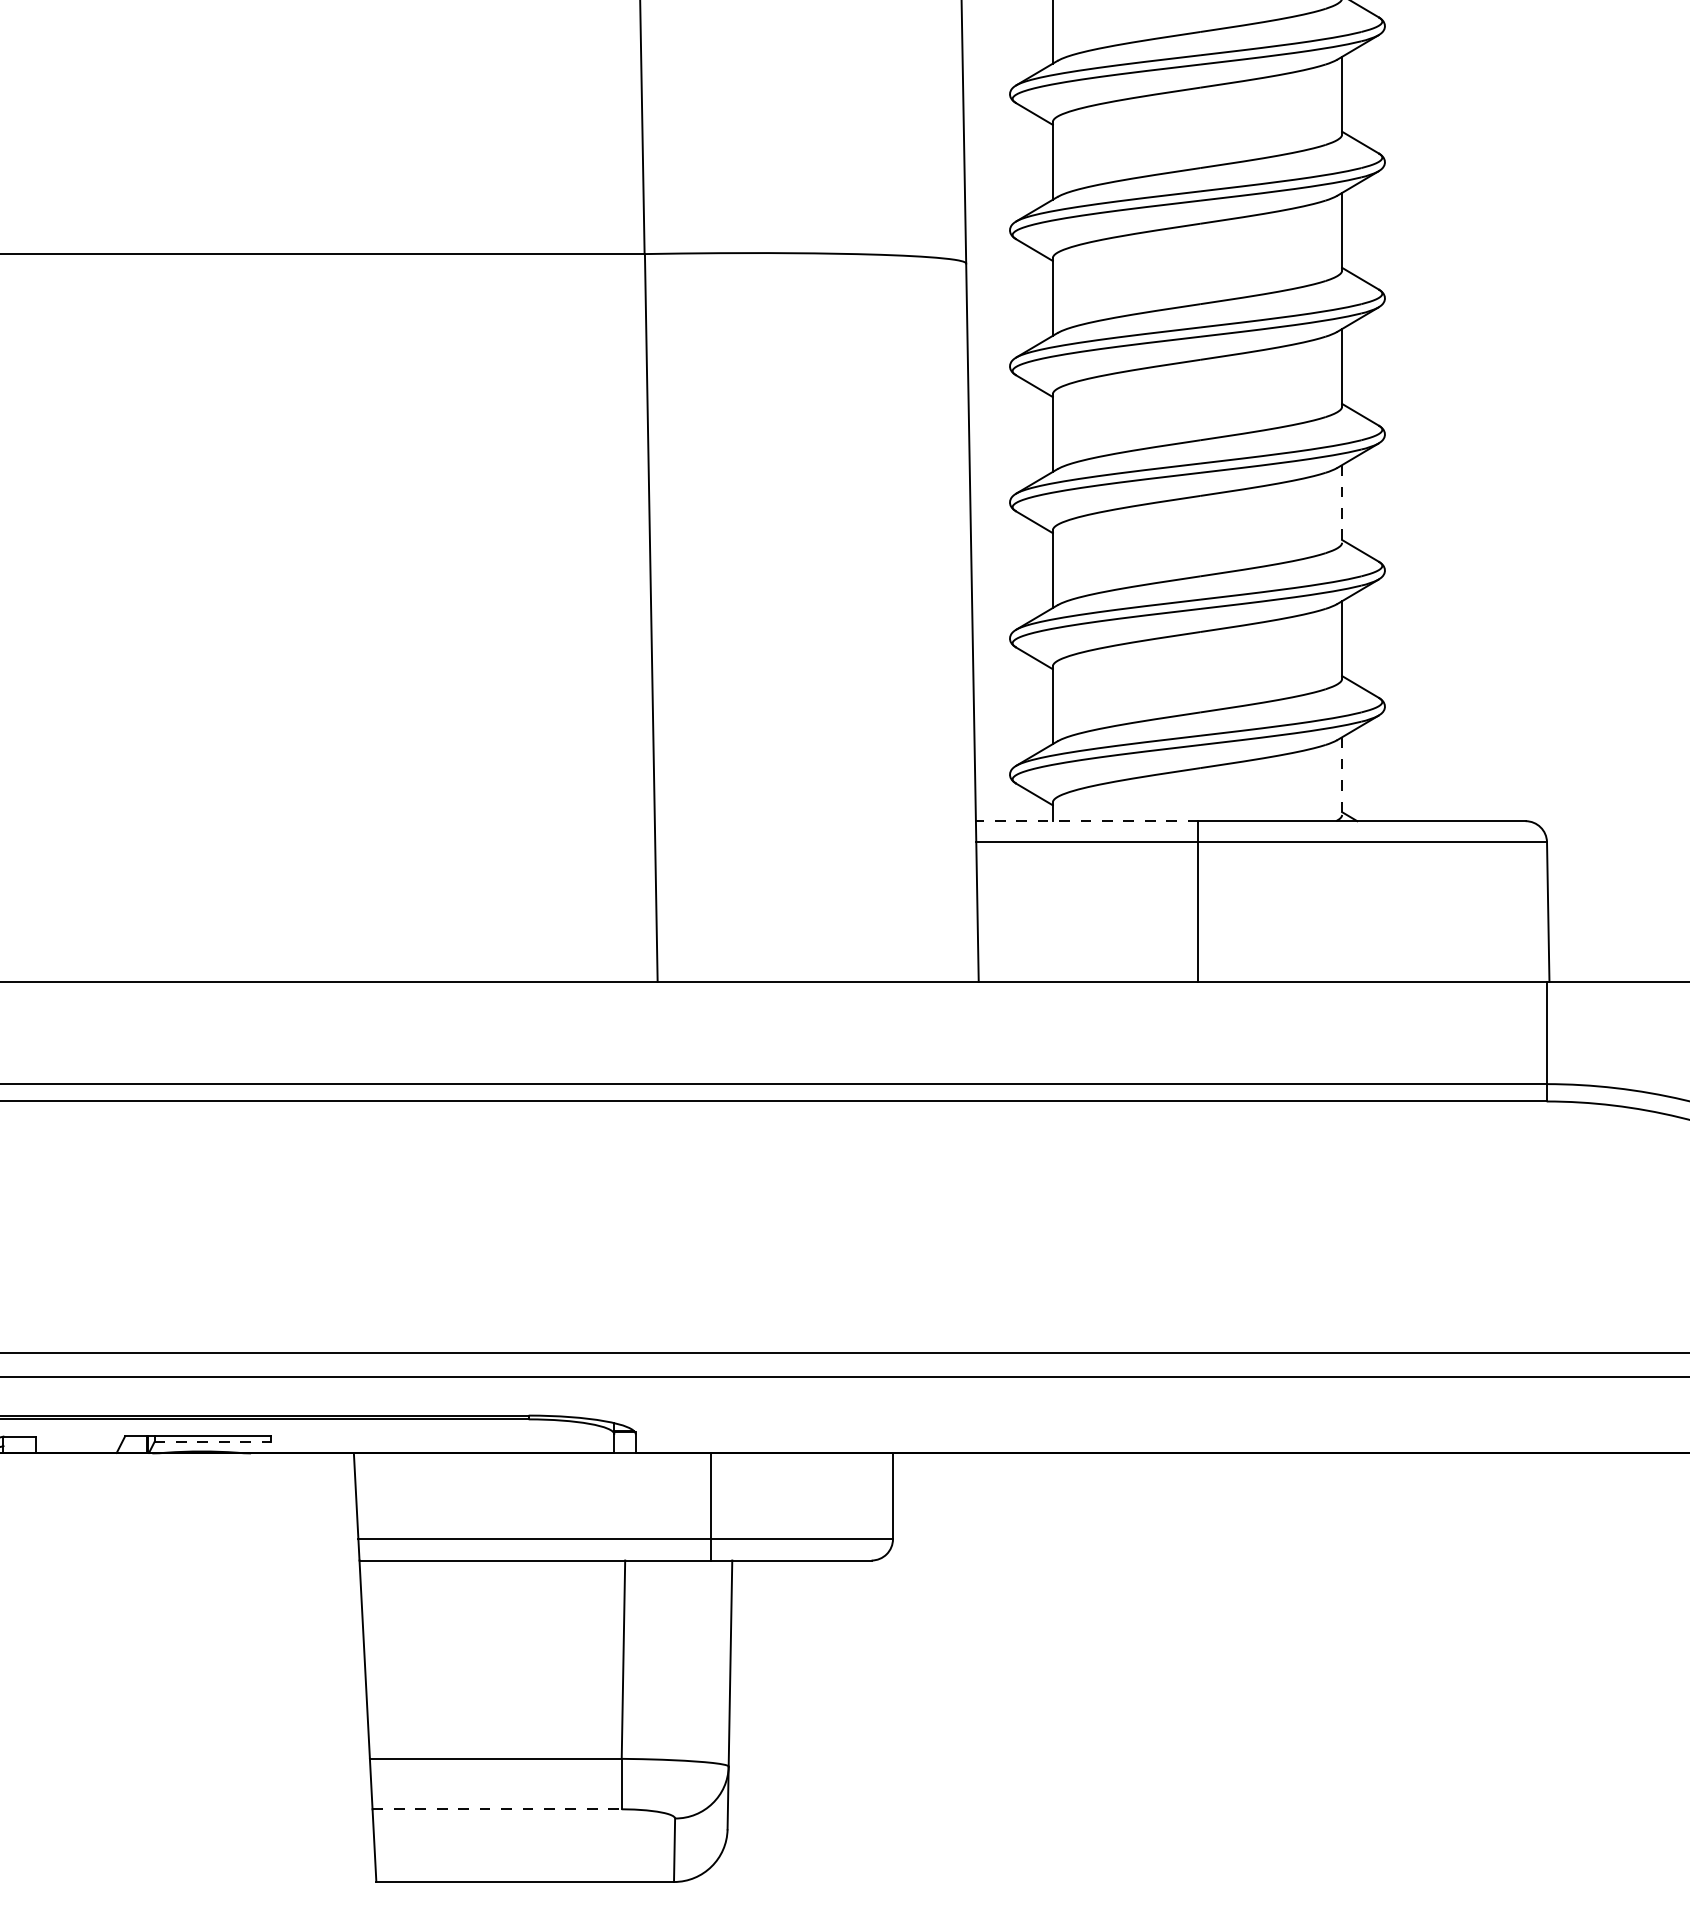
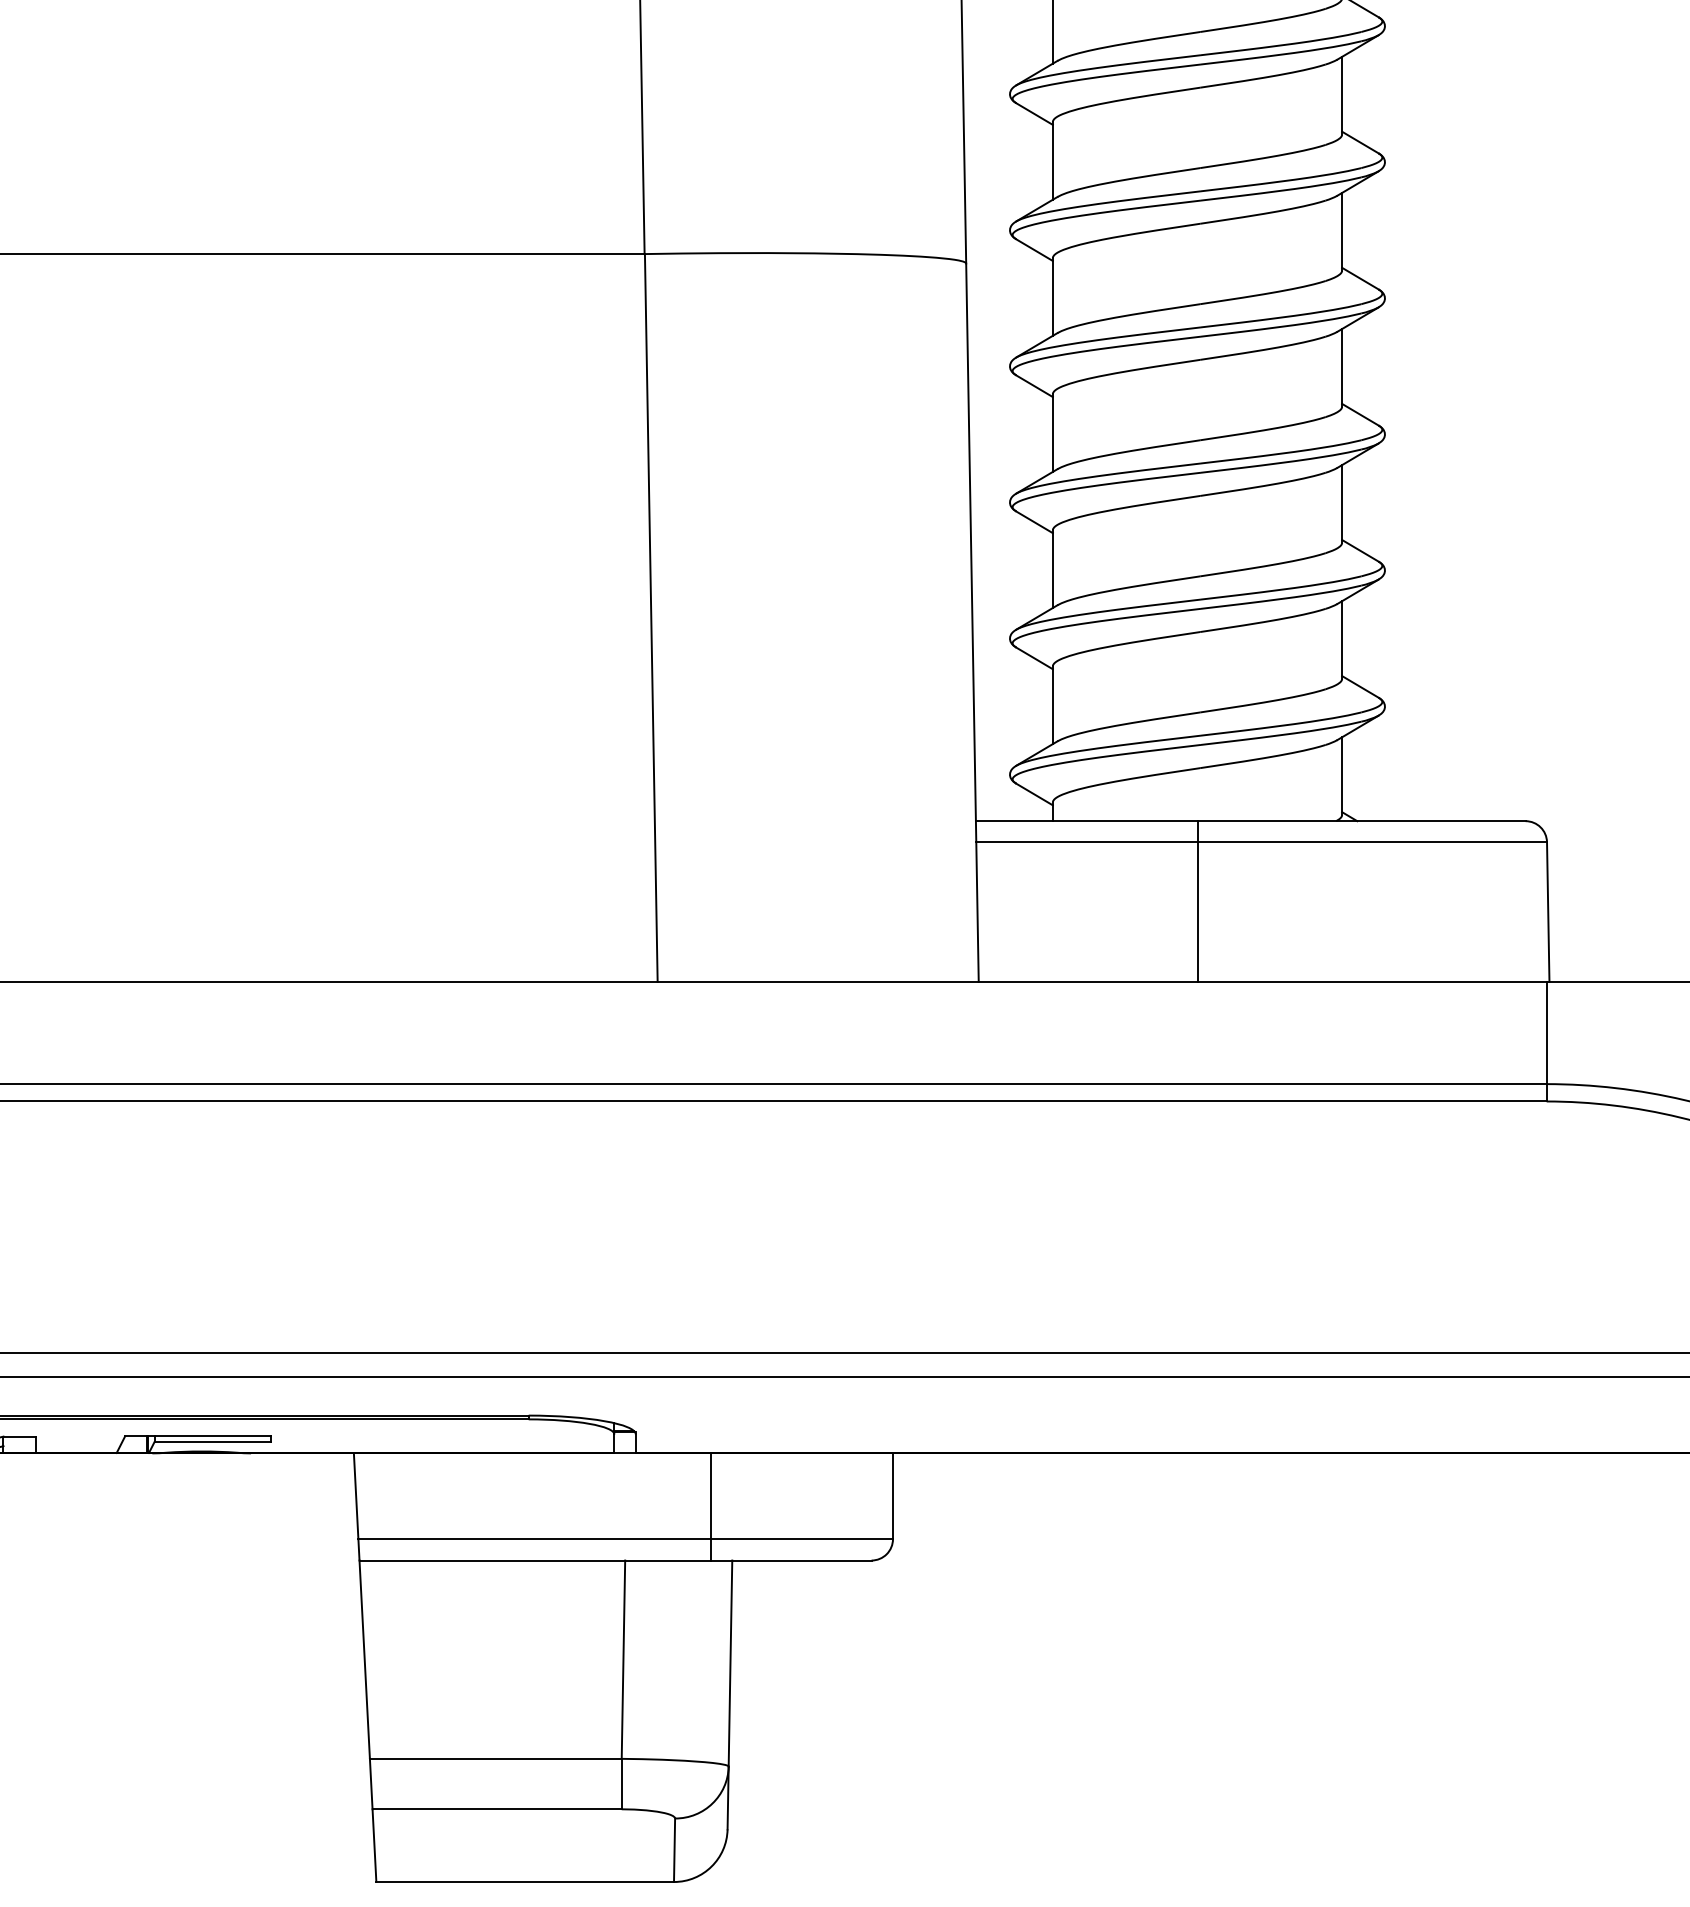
line: dashed -> solid (1342, 503)
line: dashed -> solid (1342, 776)
line: dashed -> solid (1086, 821)
line: dashed -> solid (213, 1442)
line: dashed -> solid (497, 1809)
